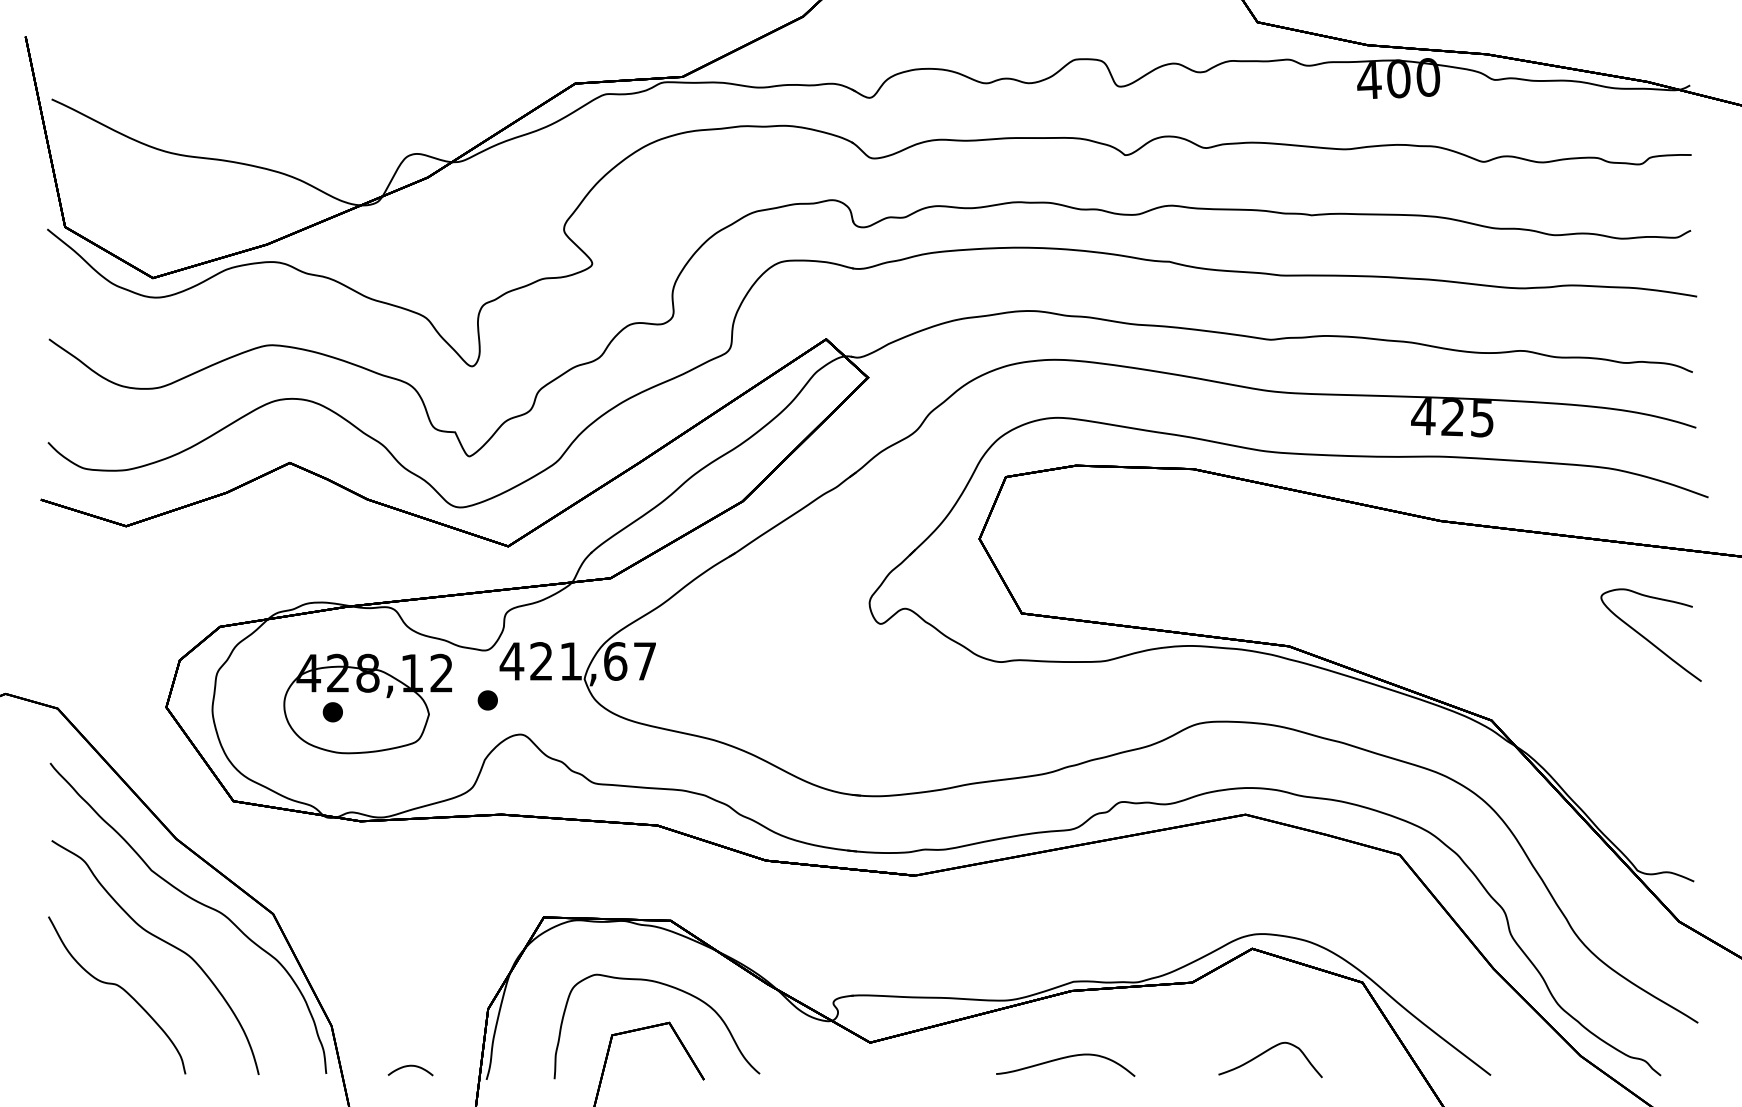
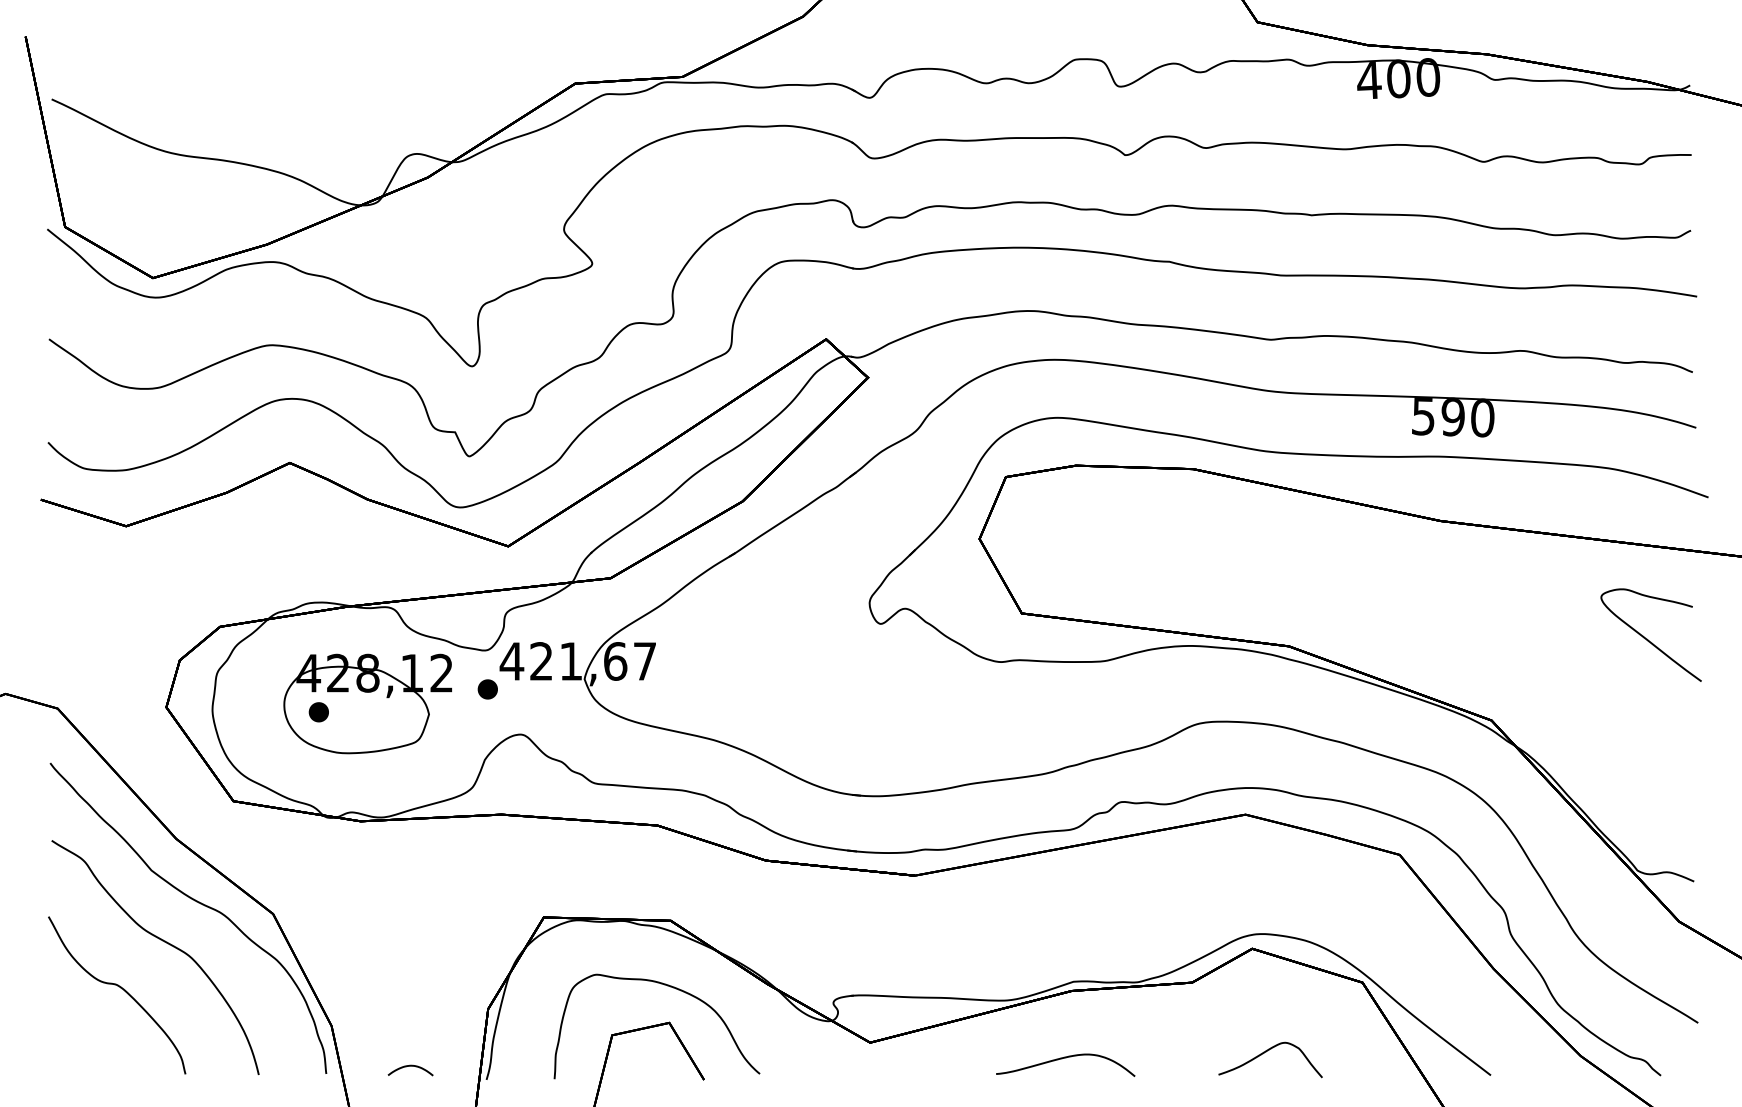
text: 425 -> 590 (1452, 417)
part position: (487, 700) -> (487, 689) (487, 689)
part position: (332, 712) -> (318, 712) (318, 712)
